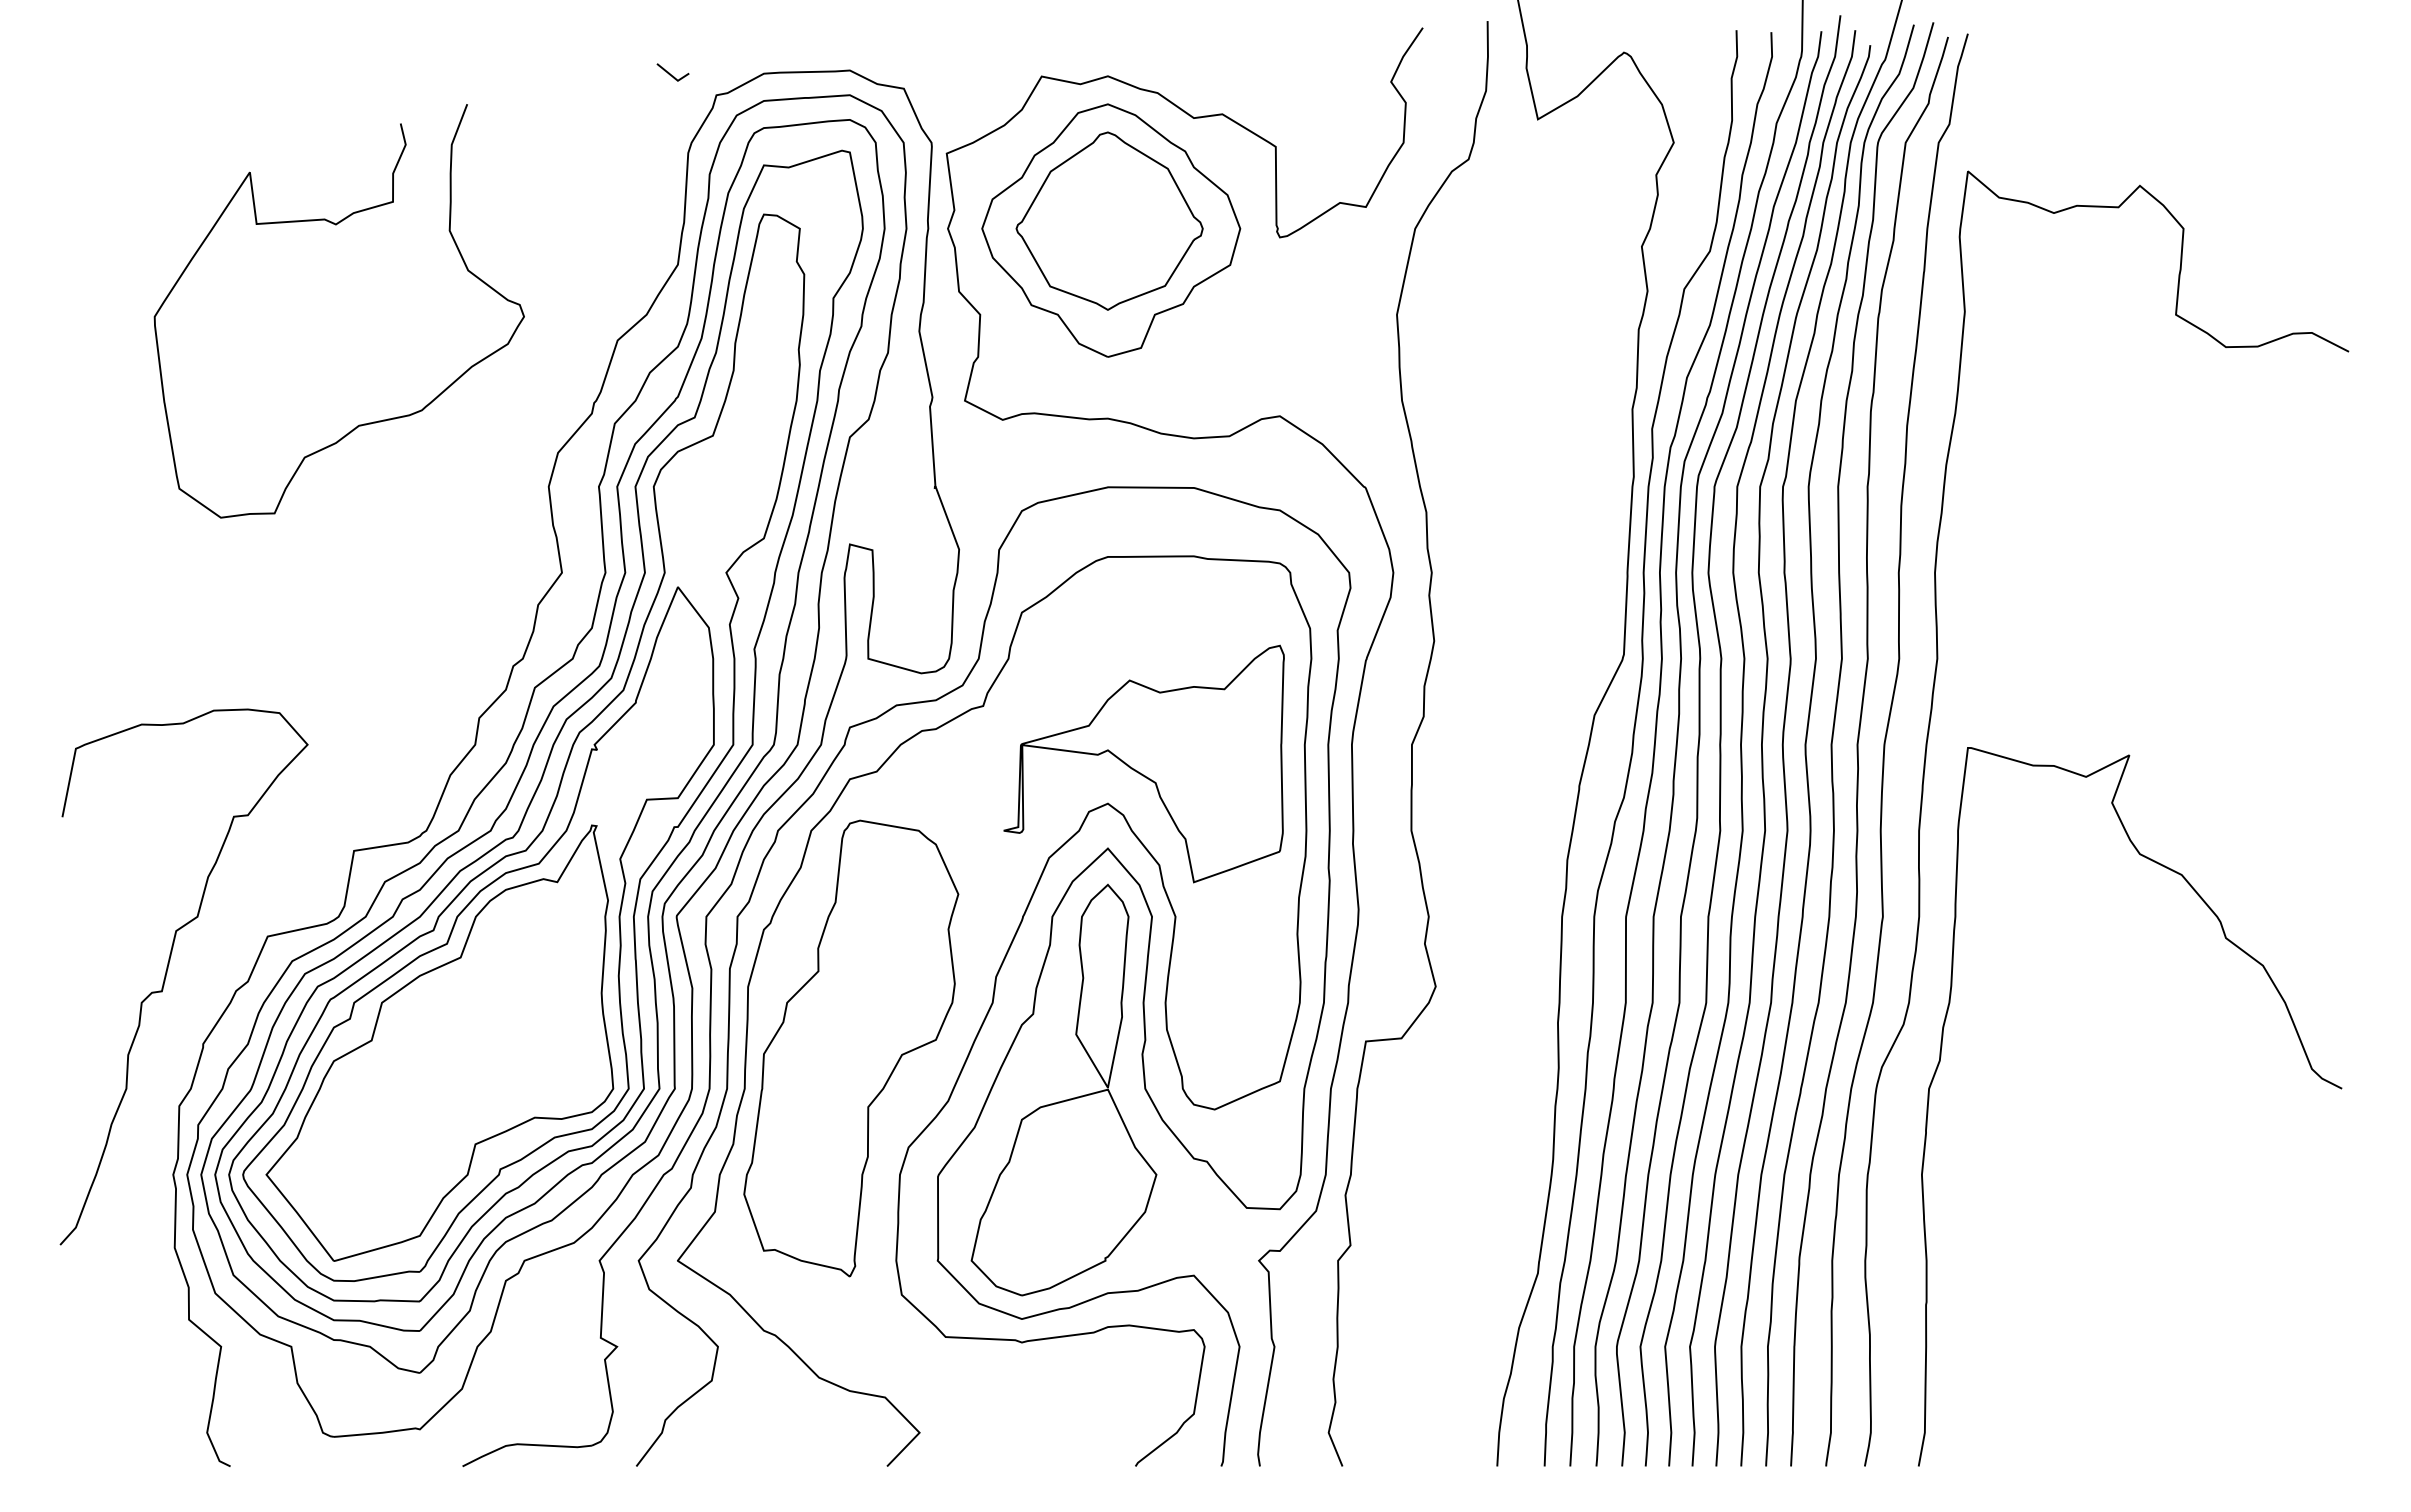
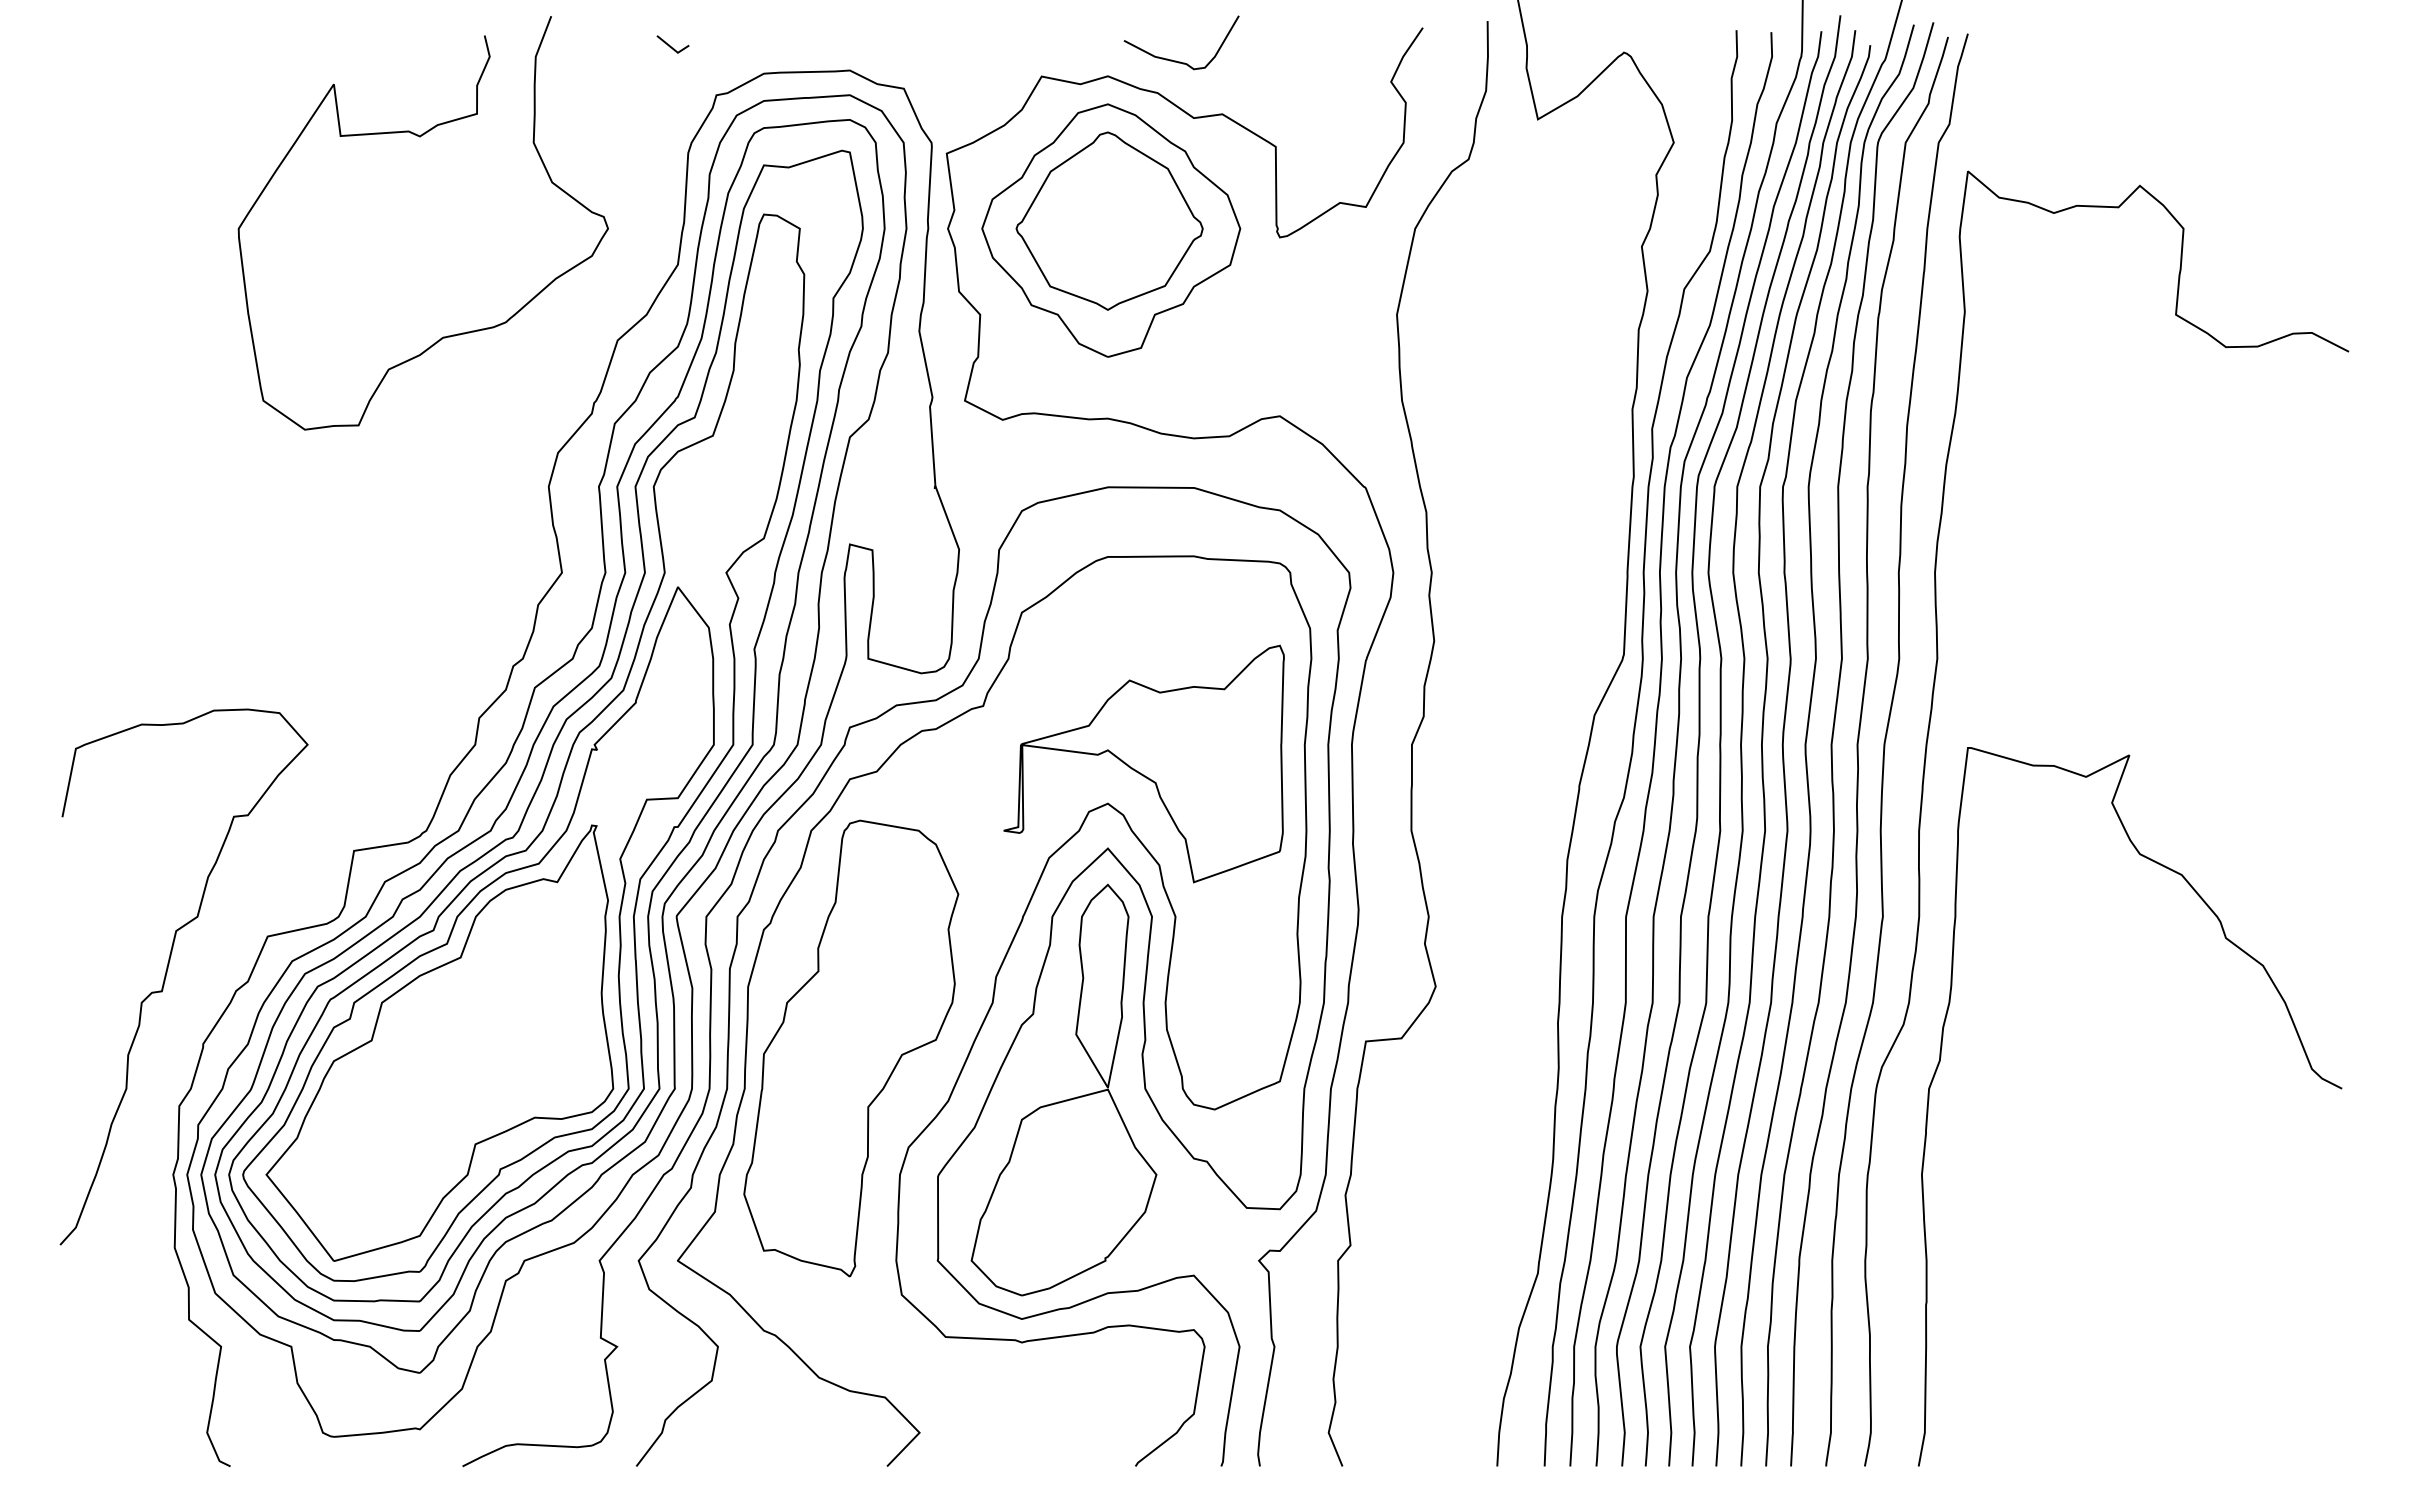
curve: none -> present (1176, 60)
line position: (670, 73) -> (670, 45) (670, 45)
curve position: (336, 225) -> (420, 137) (420, 137)
